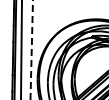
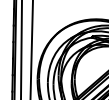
line: dashed -> solid (31, 50)
